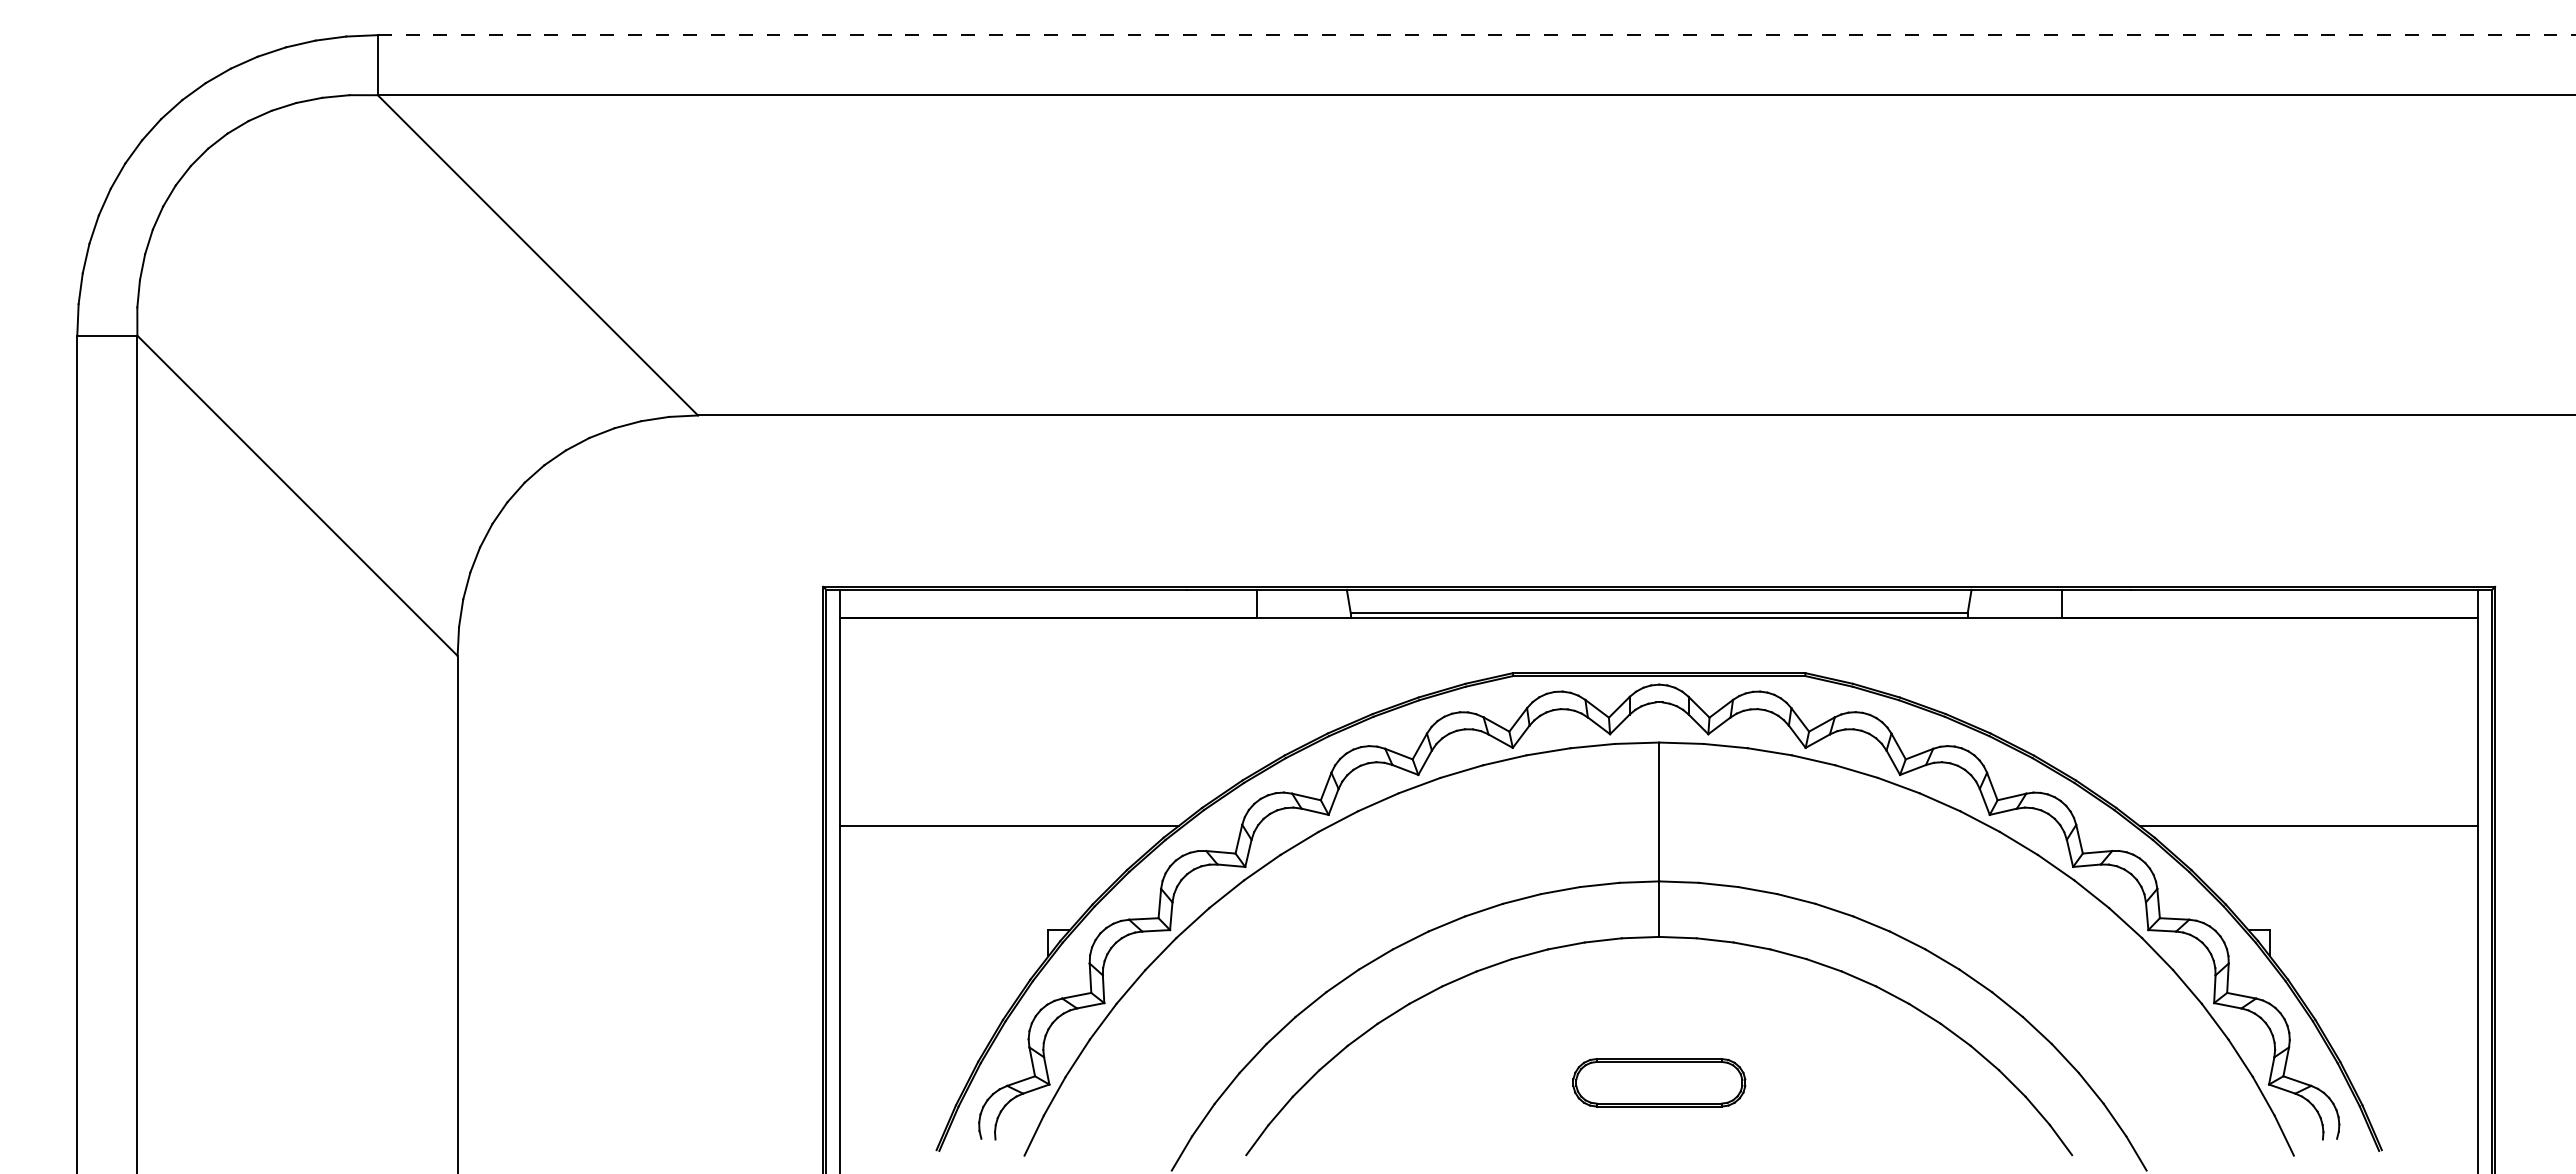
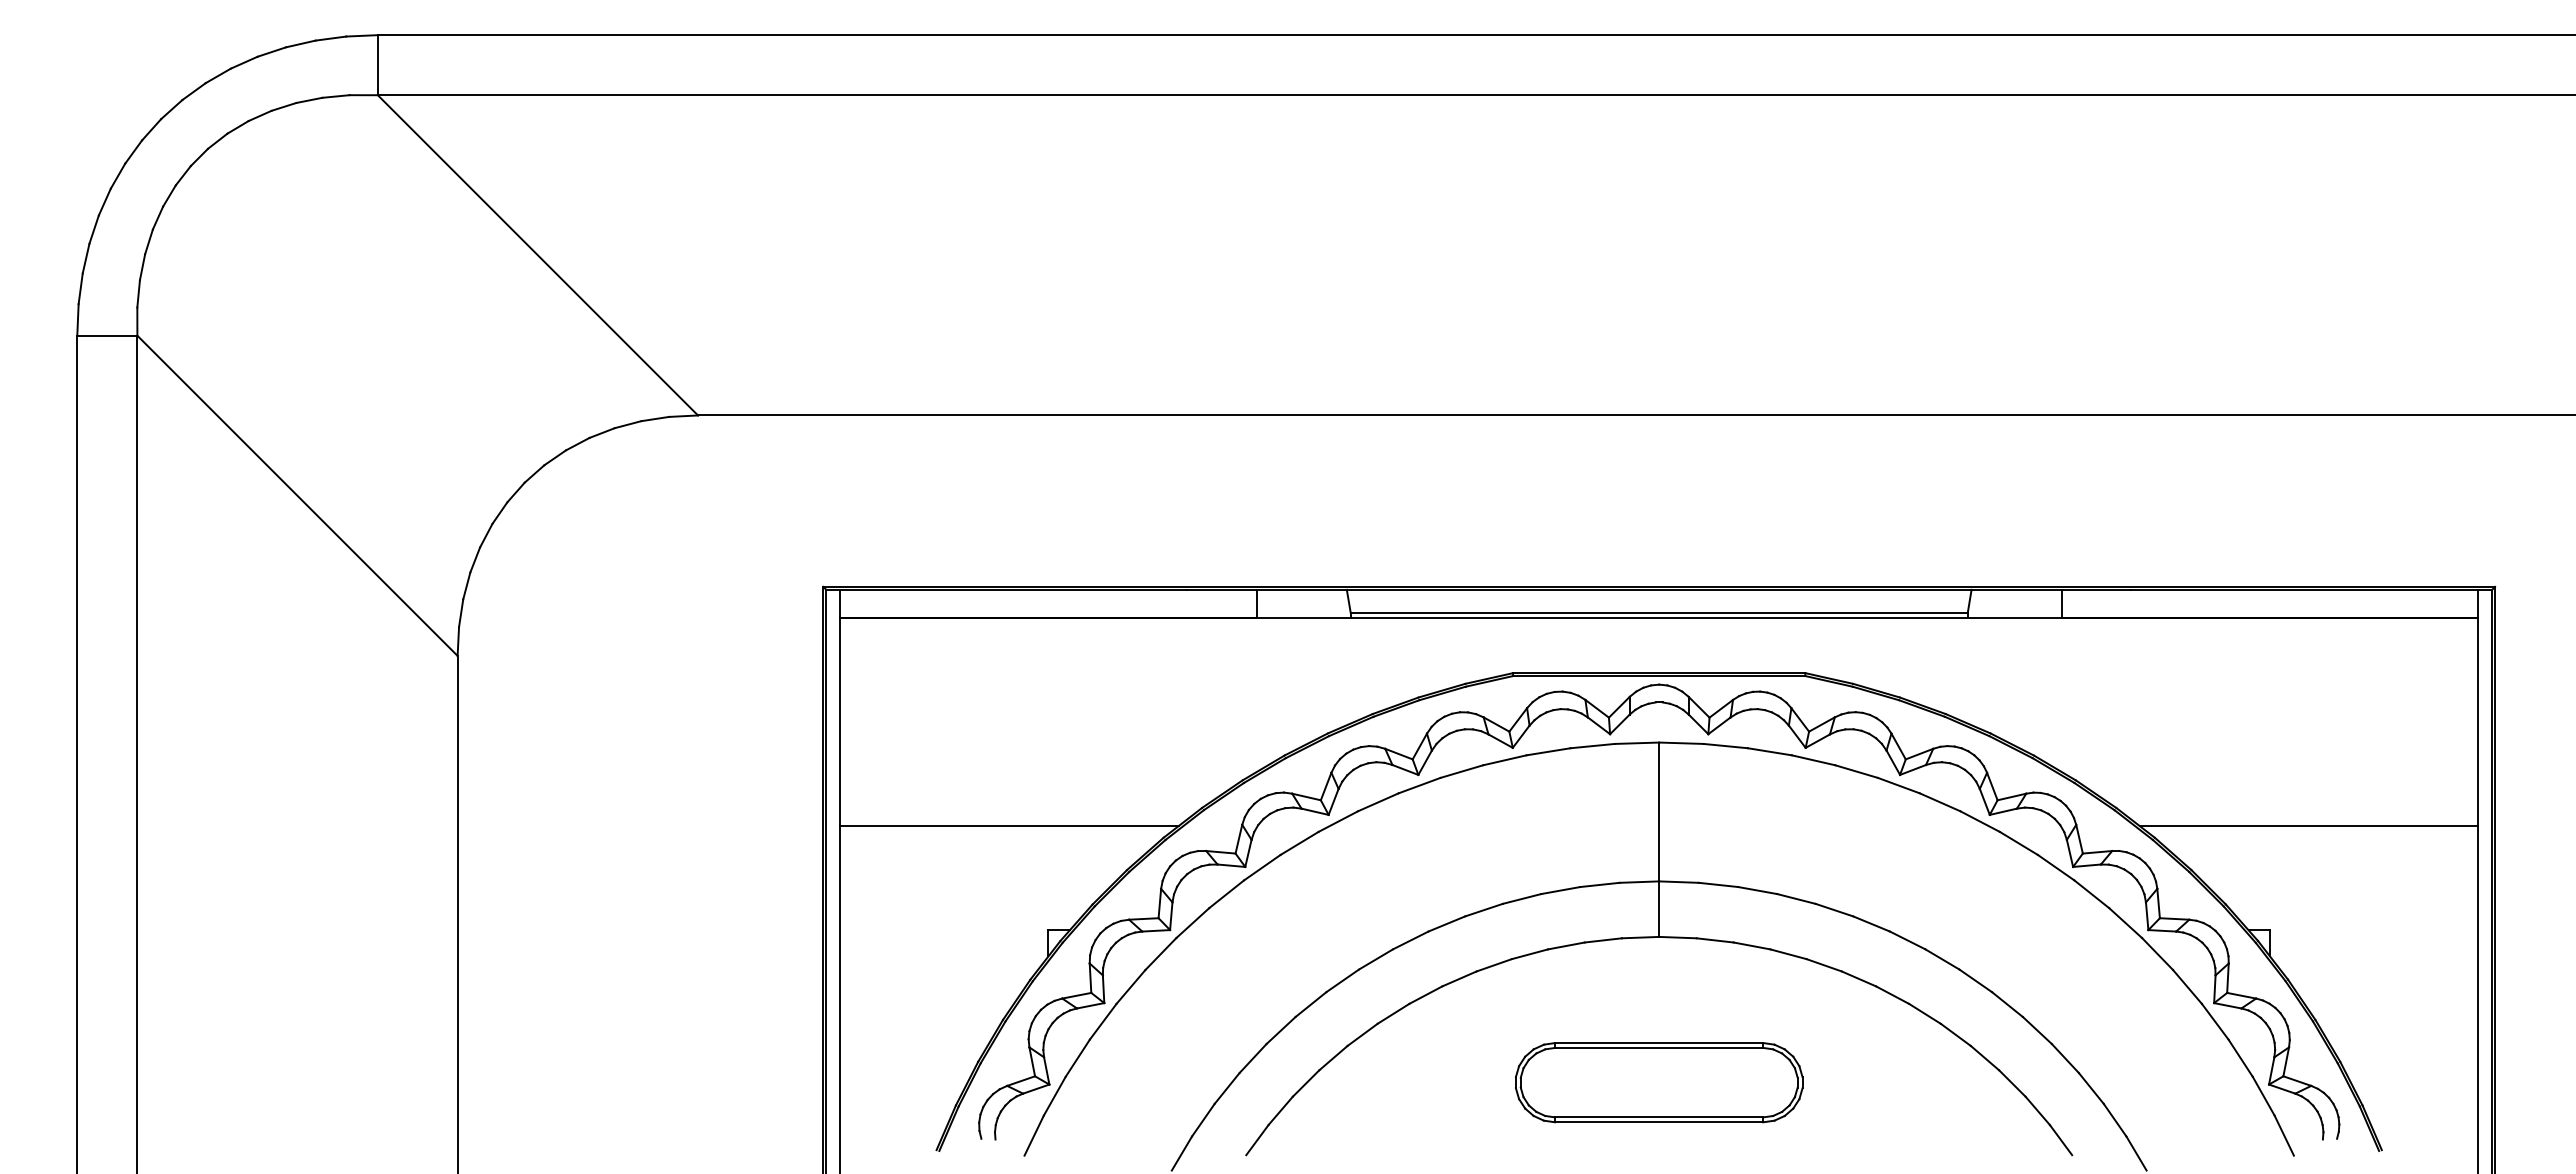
line: dashed -> solid (1476, 35)
part size: 175x50 px -> 289x82 px (1659, 1082)
